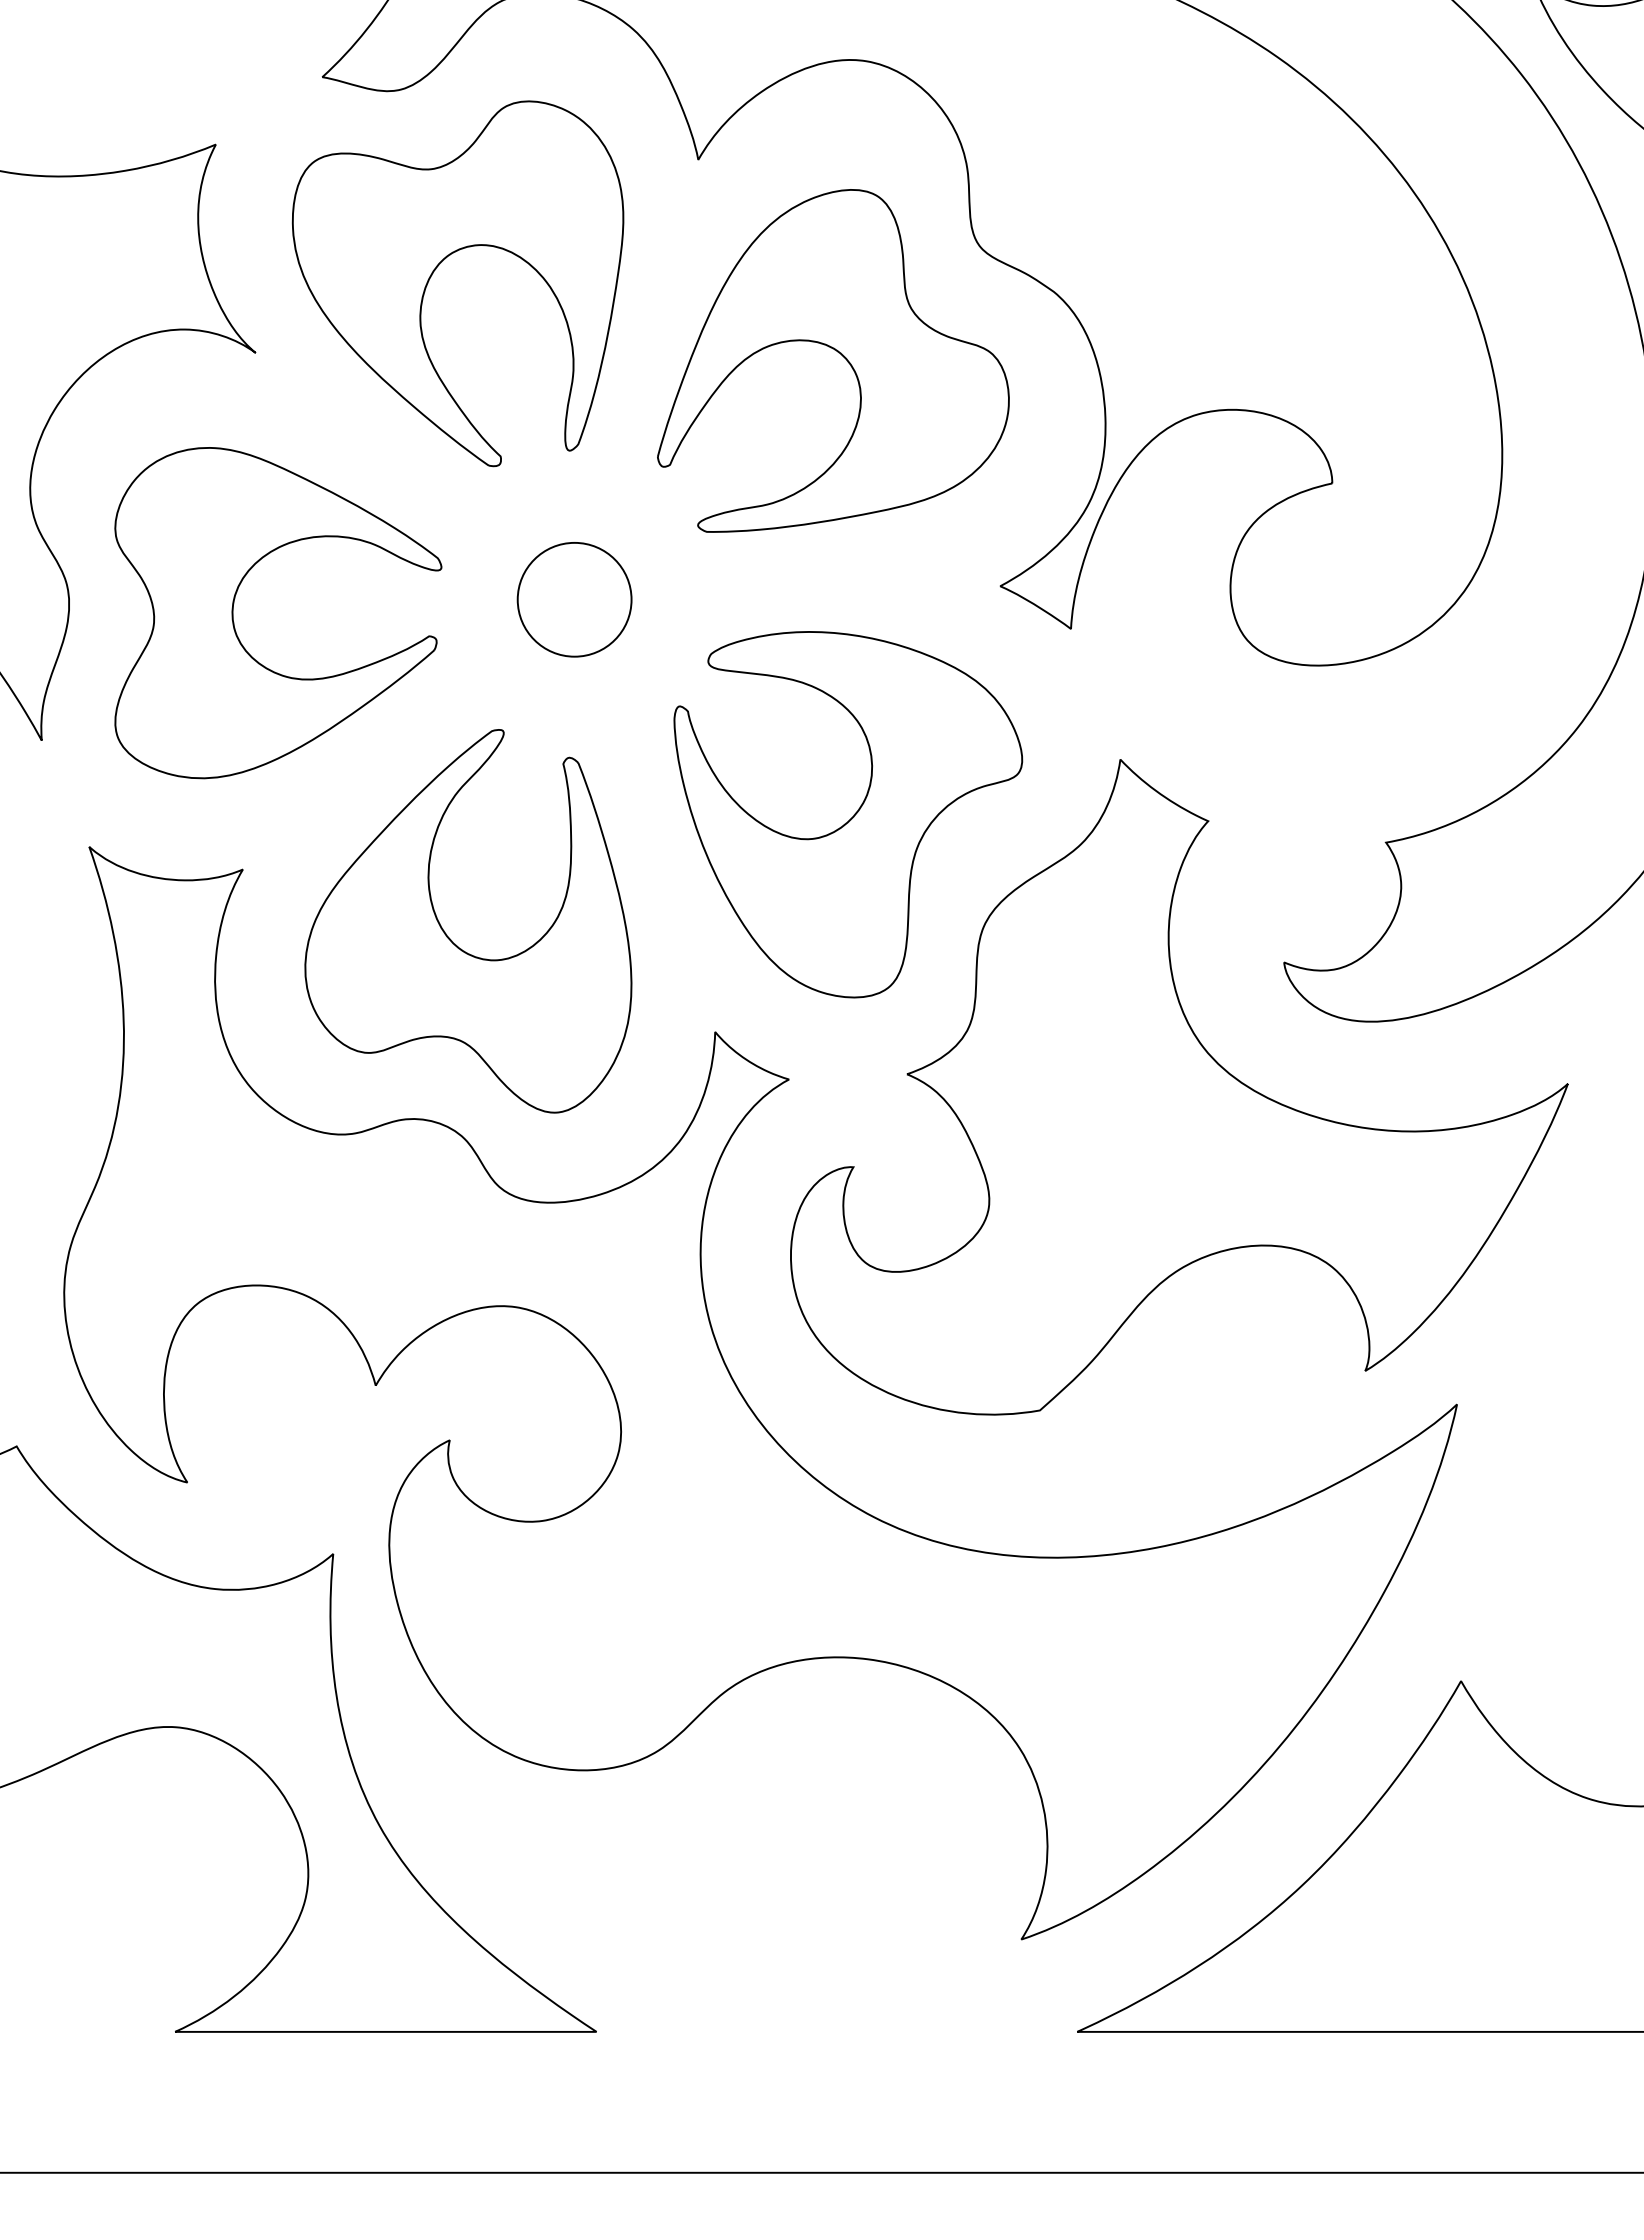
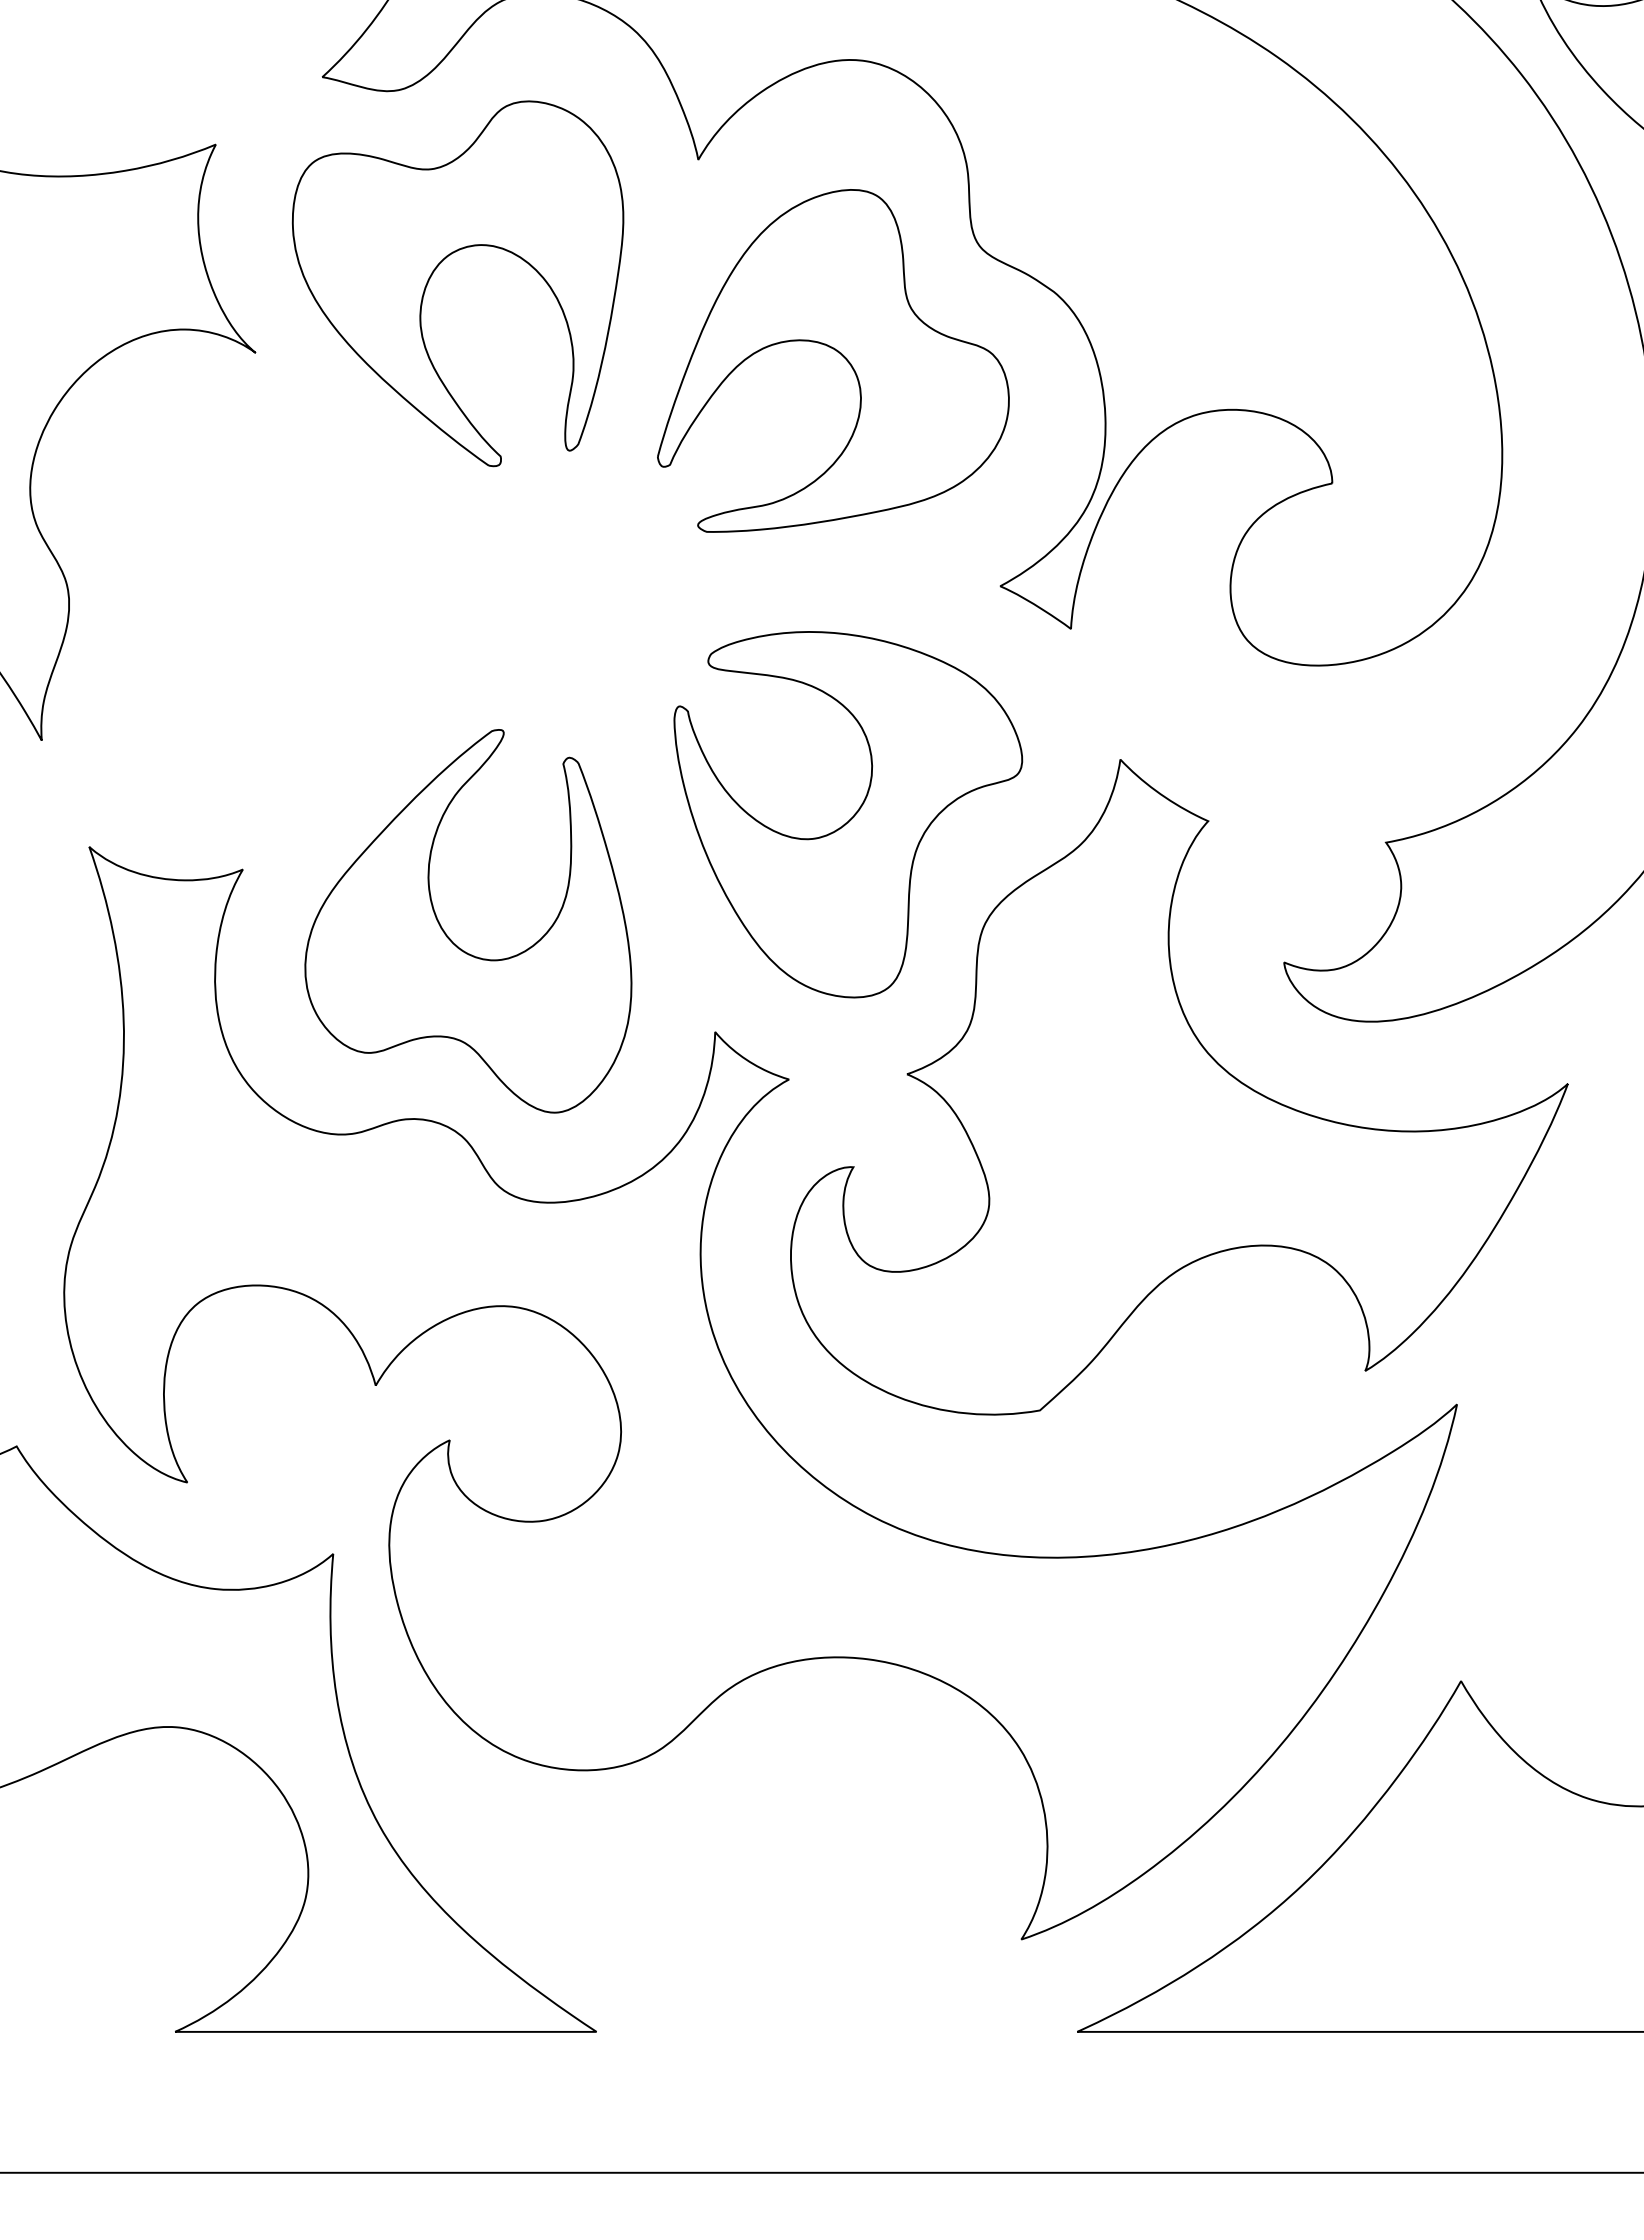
part: present -> none (574, 599)
part: present -> none (234, 622)
